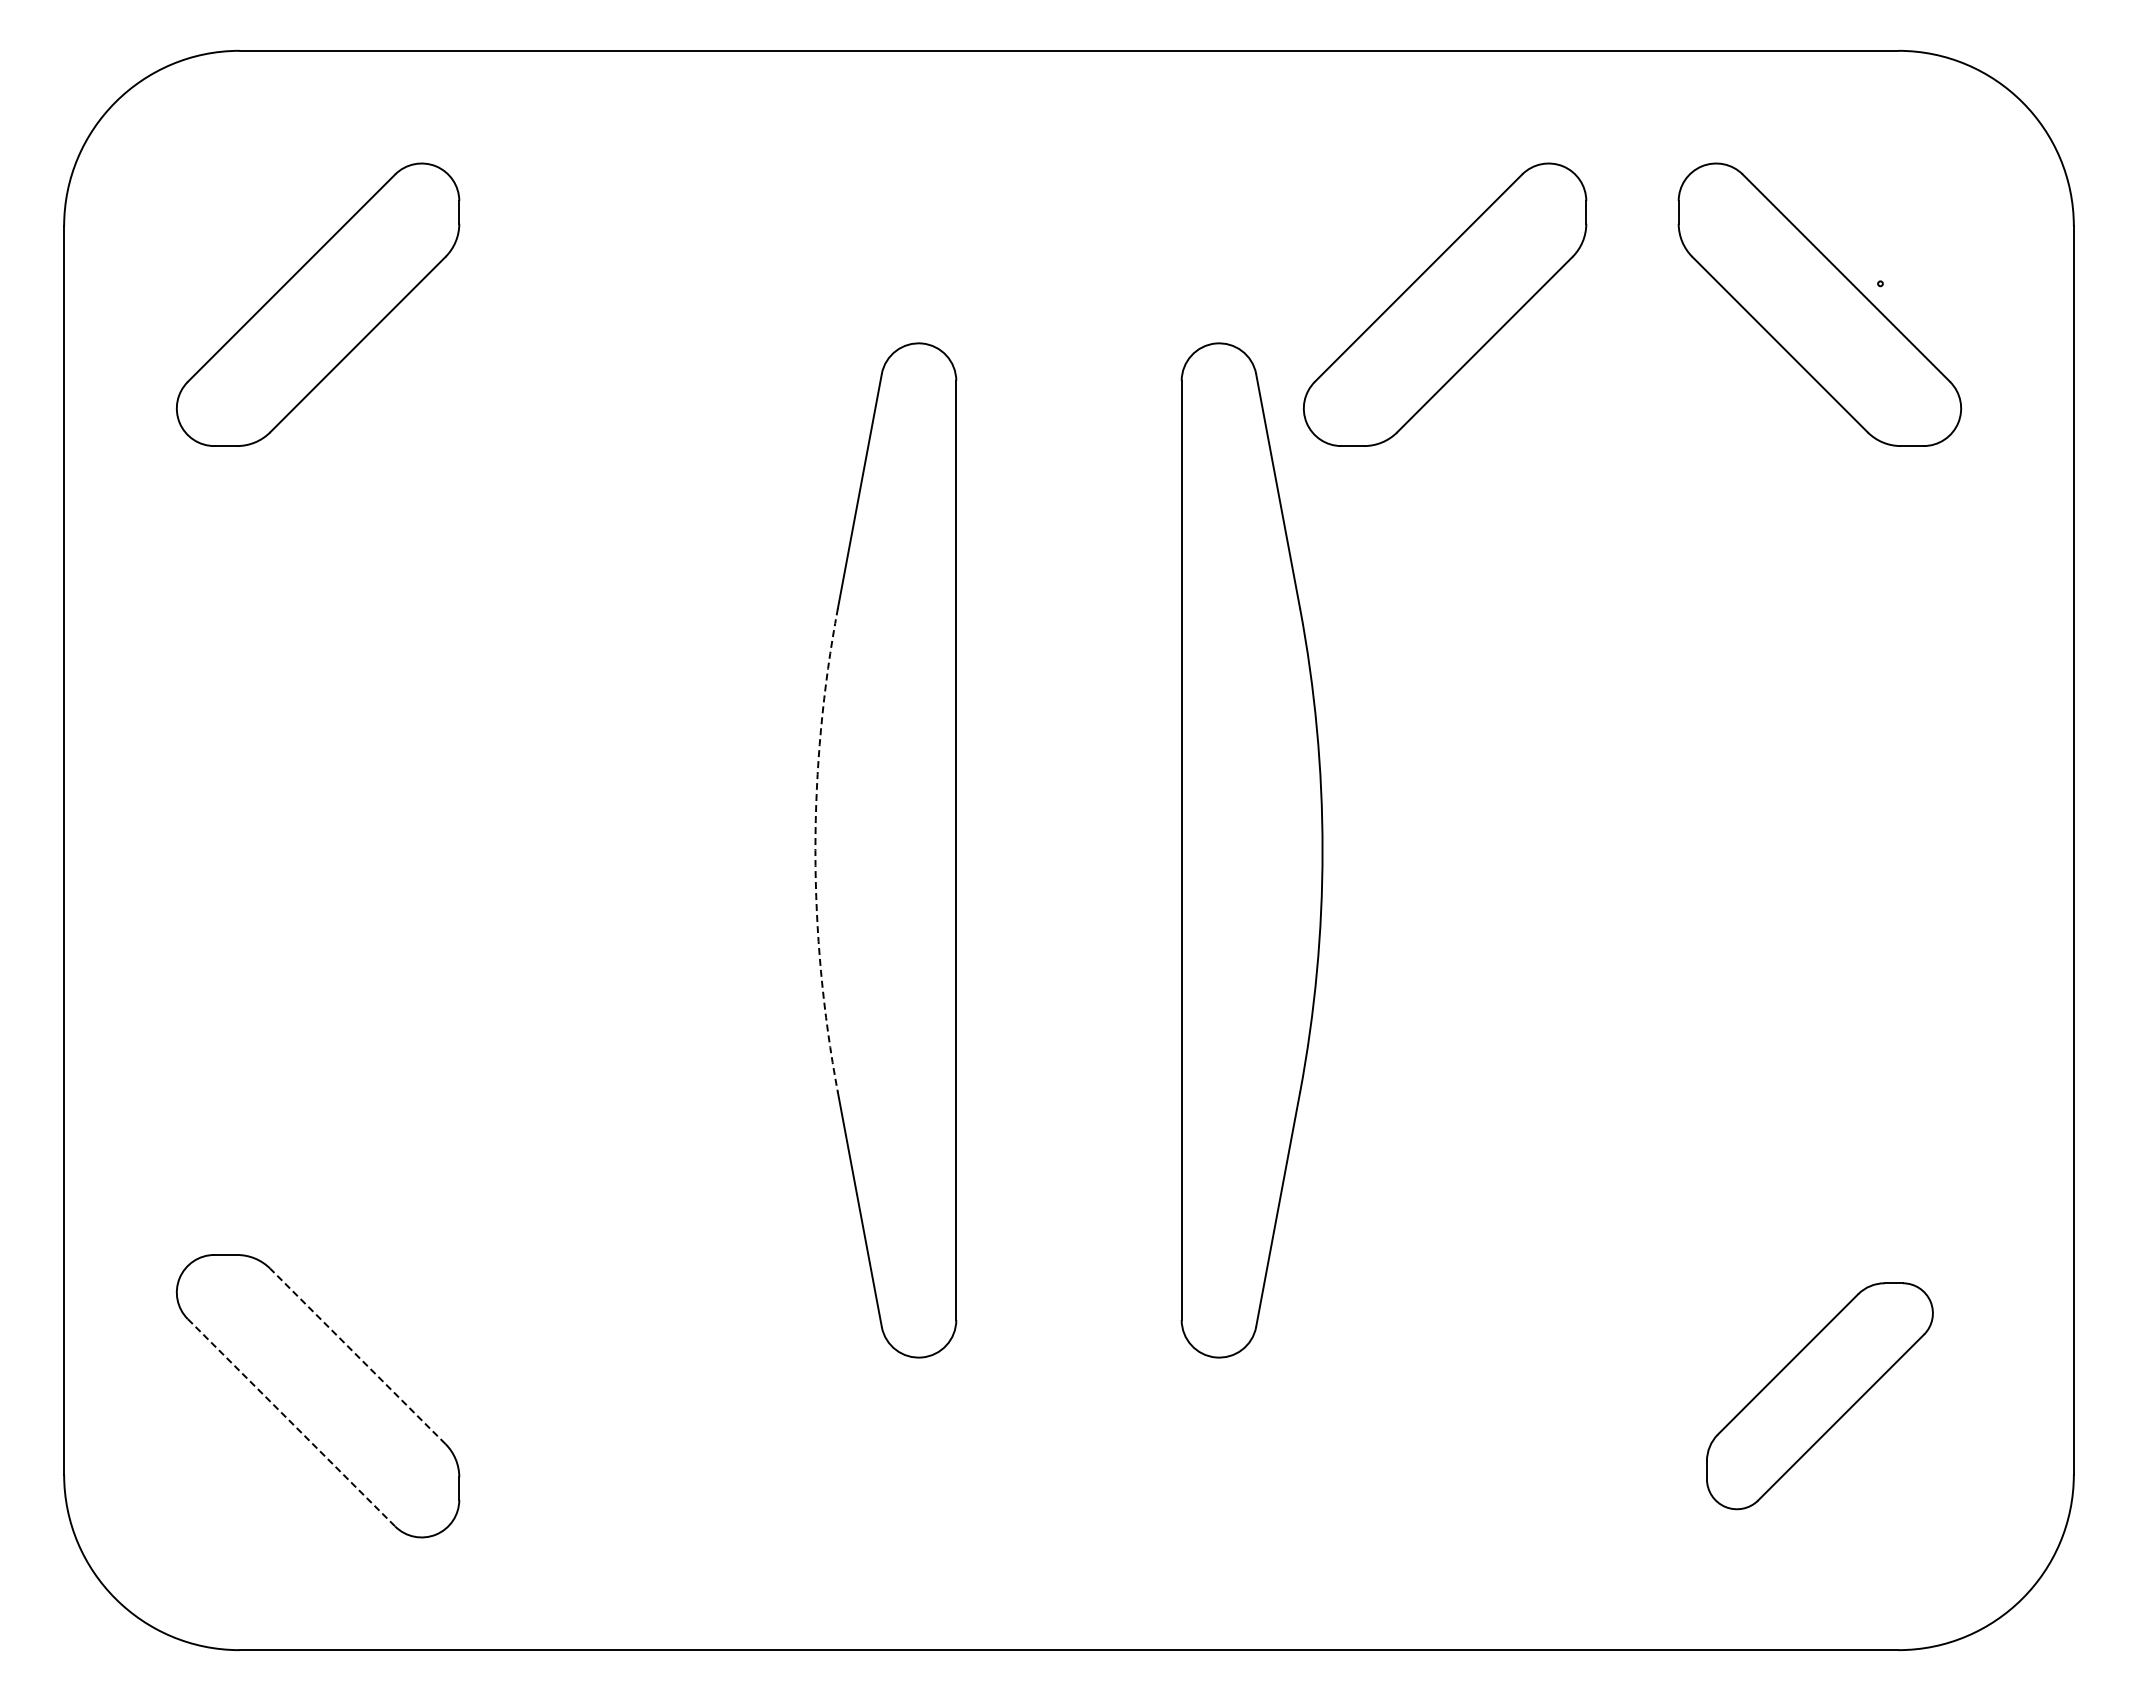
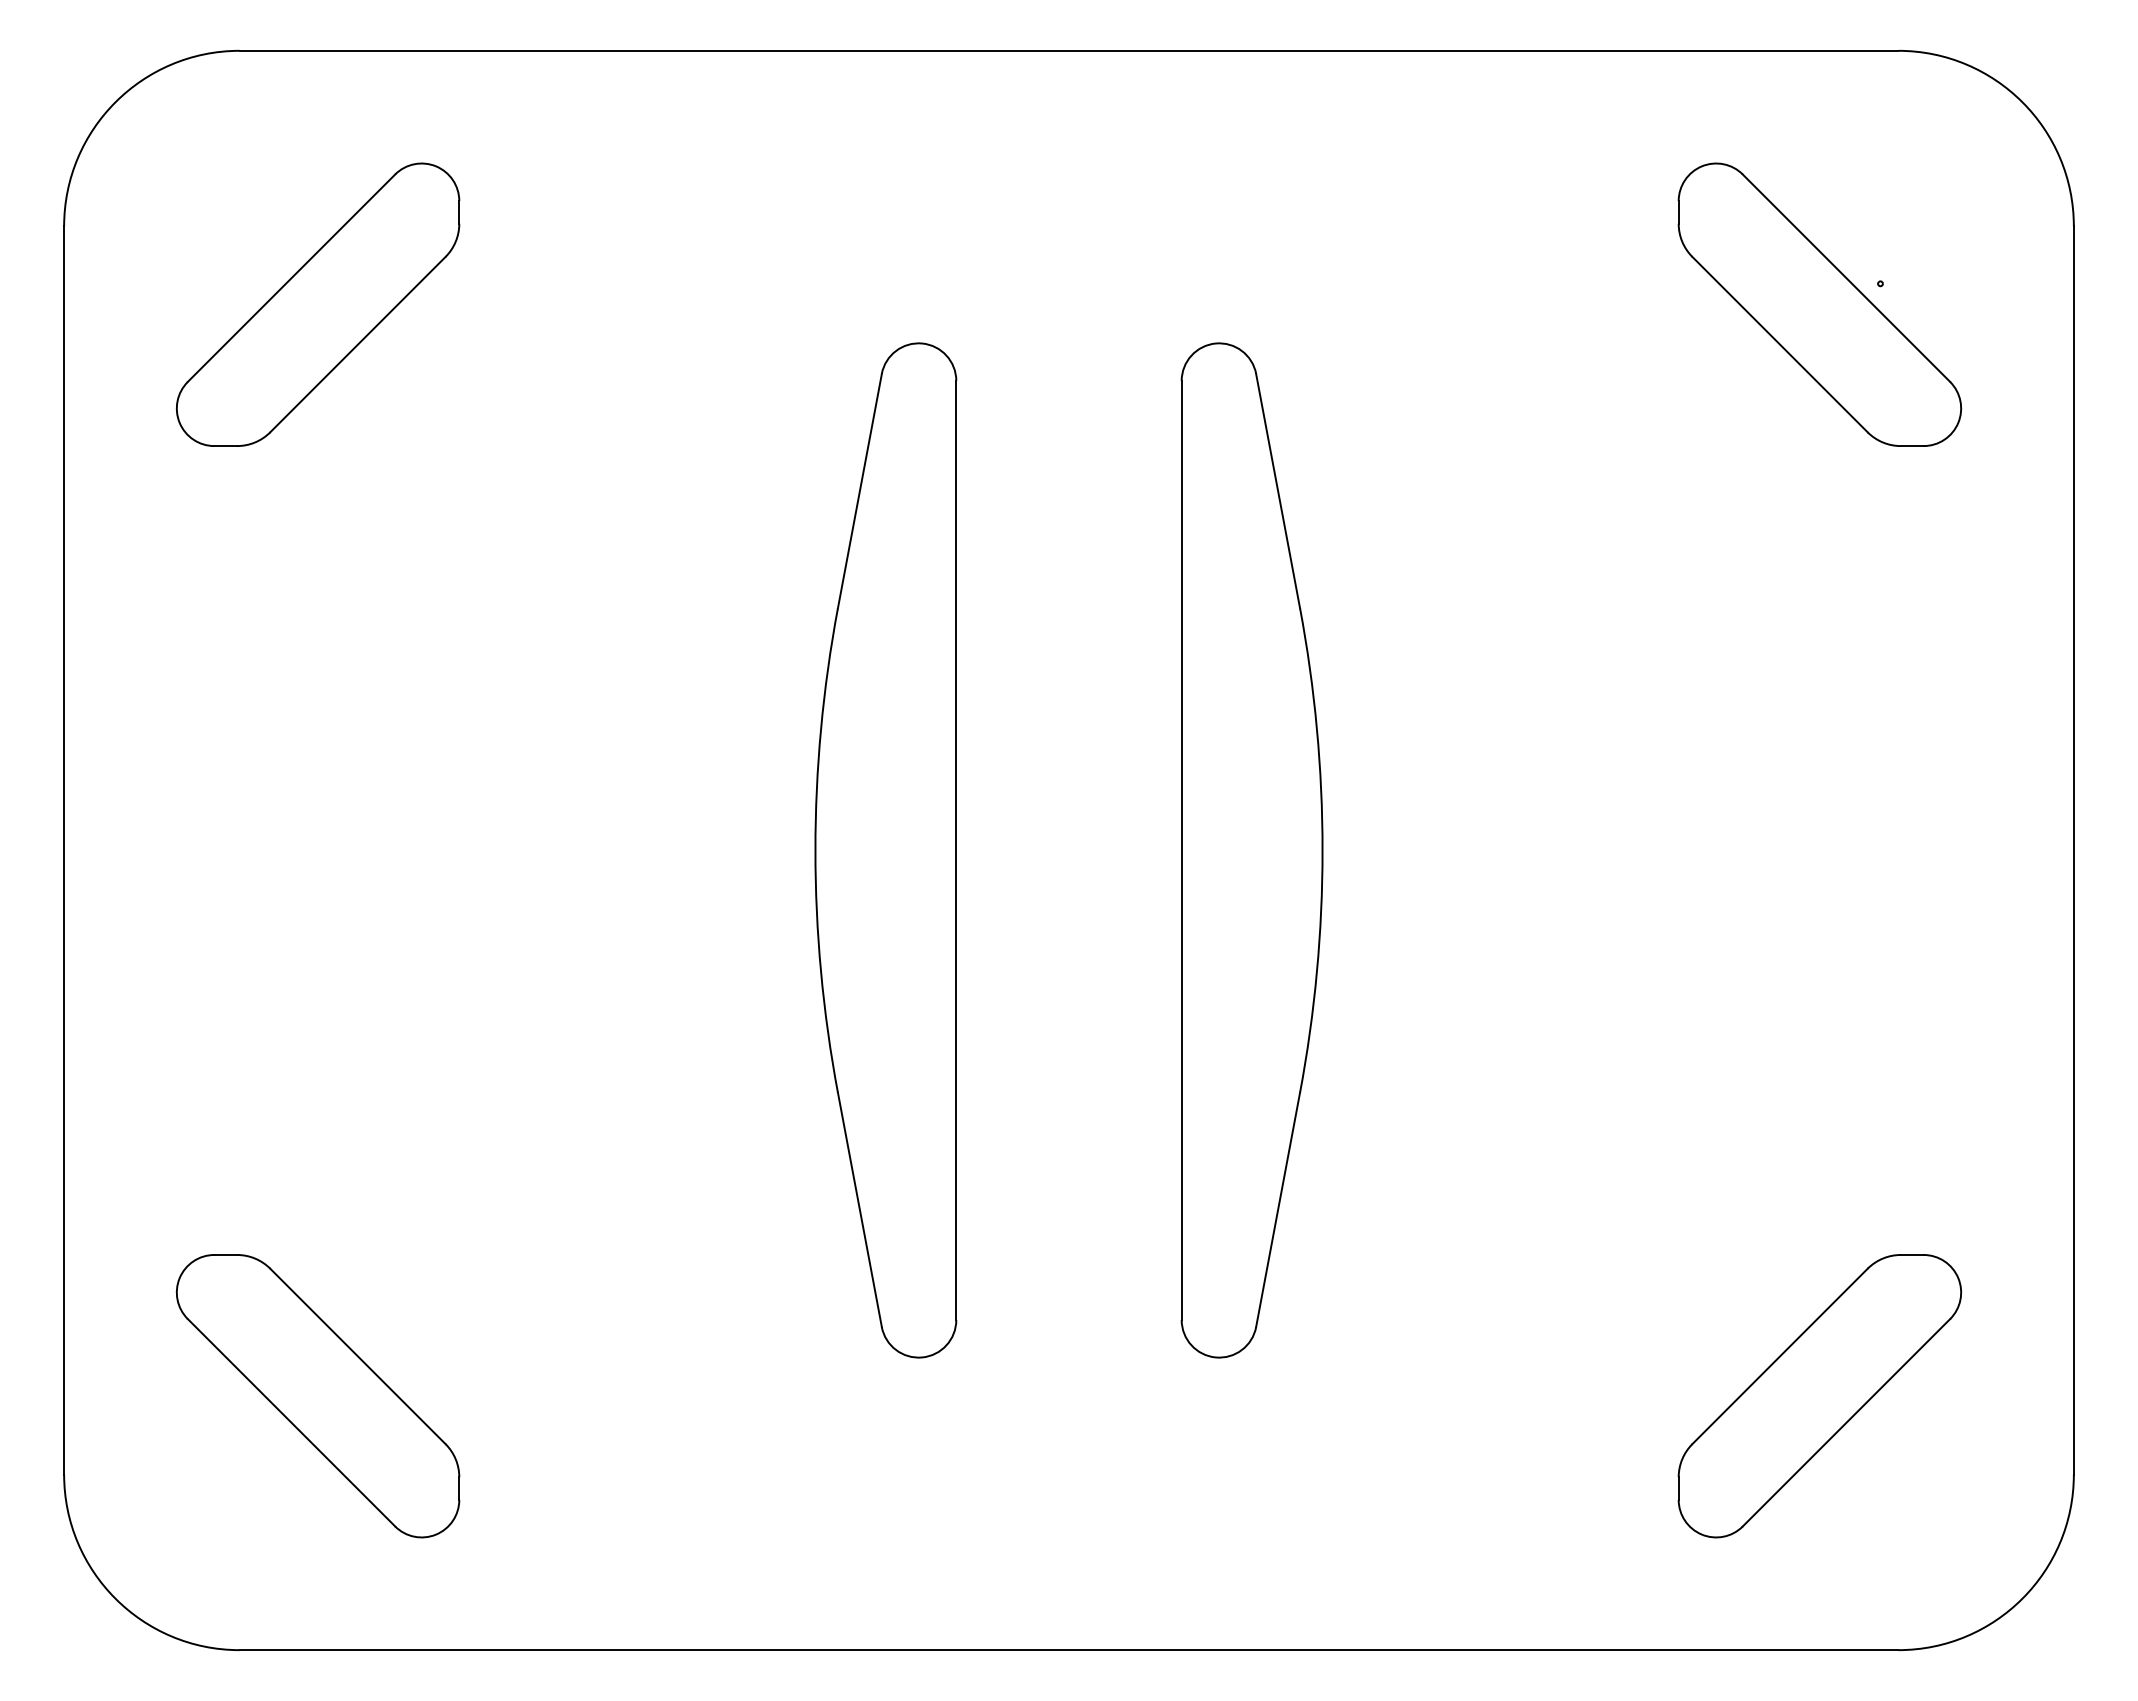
part: present -> none (1444, 304)
arc: dashed -> solid (815, 850)
line: dashed -> solid (357, 1356)
part size: 228x229 px -> 286x285 px (1819, 1396)
line: dashed -> solid (291, 1422)
